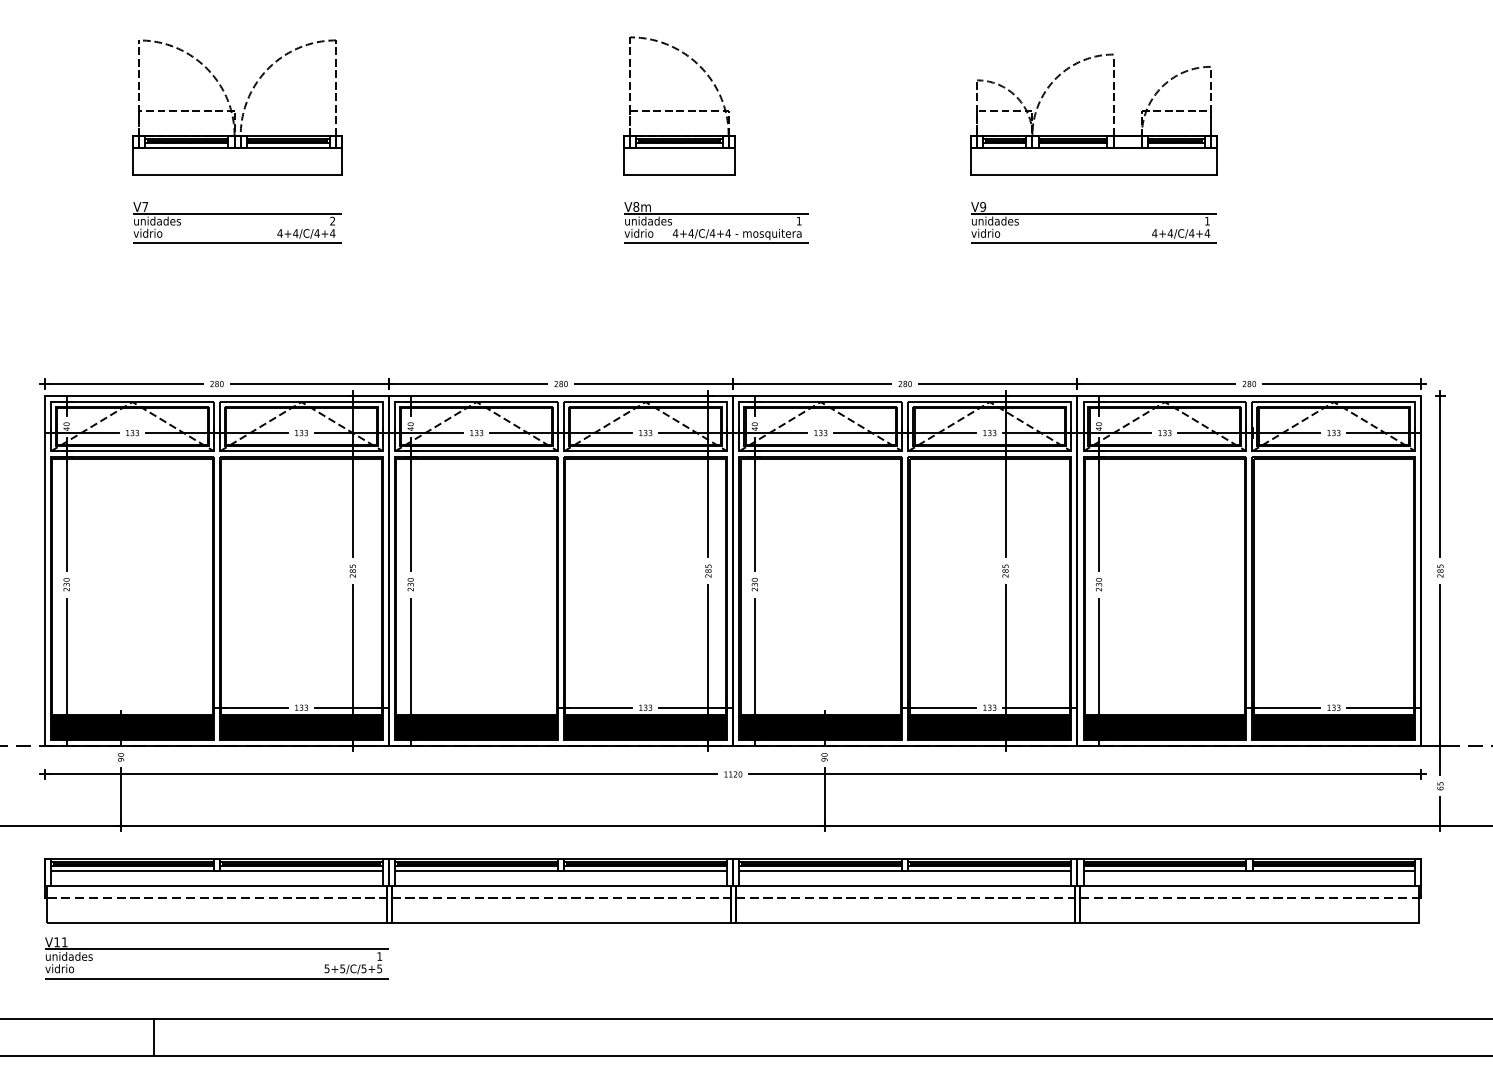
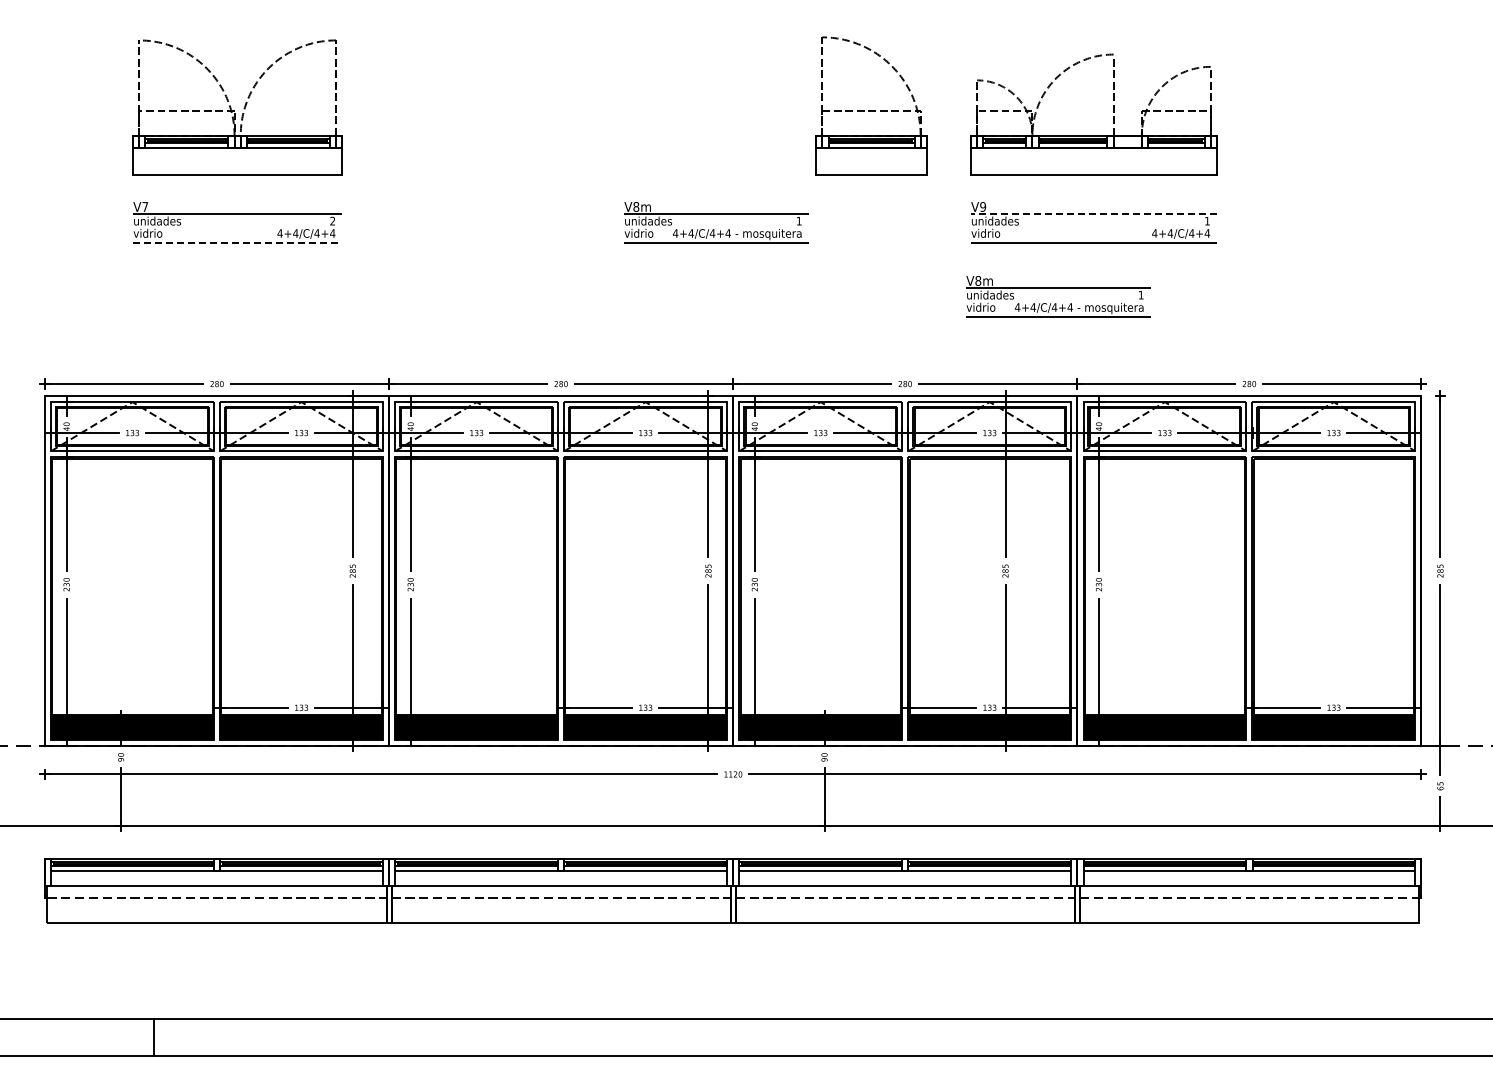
part position: (679, 105) -> (871, 105) (871, 105)
line: solid -> dashed (1093, 213)
line: solid -> dashed (238, 243)
part: none -> present (1056, 303)
part: present -> none (216, 949)
